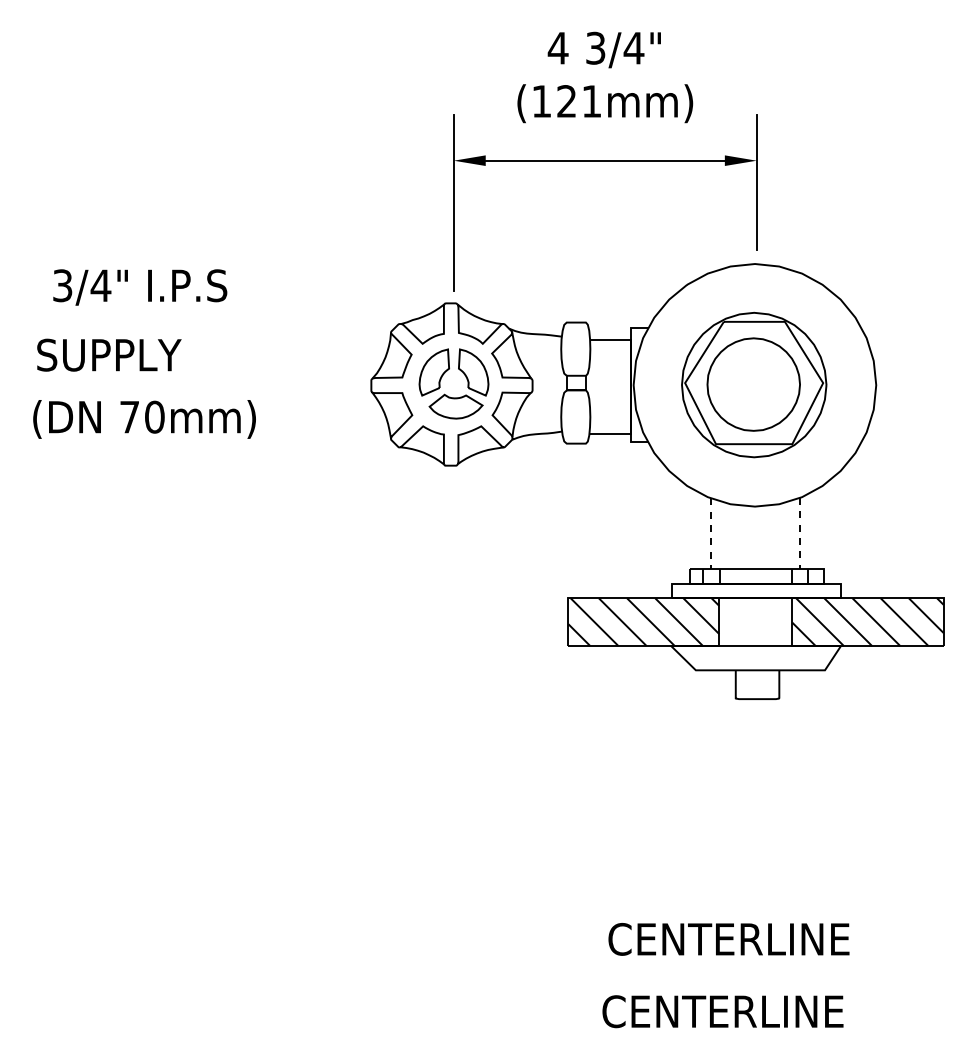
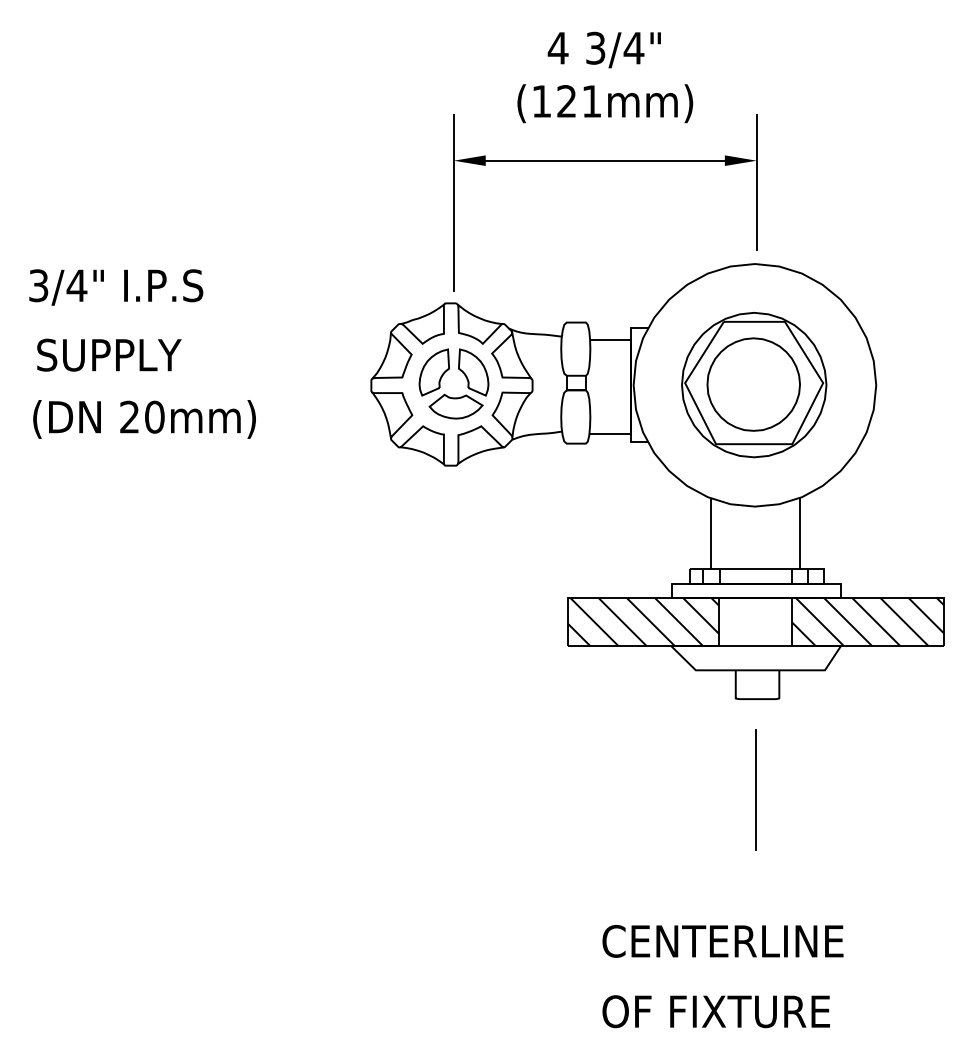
text position: (140, 287) -> (116, 287) (116, 287)
text: 70mm) -> 20mm) (129, 416)
line: dashed -> solid (711, 533)
line: dashed -> solid (800, 533)
line: none -> present (756, 790)
text position: (728, 939) -> (722, 941) (722, 941)
text: CENTERLINE -> OF FIXTURE (723, 1011)
